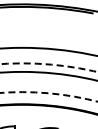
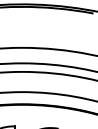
arc: dashed -> solid (49, 64)
arc: dashed -> solid (48, 93)
